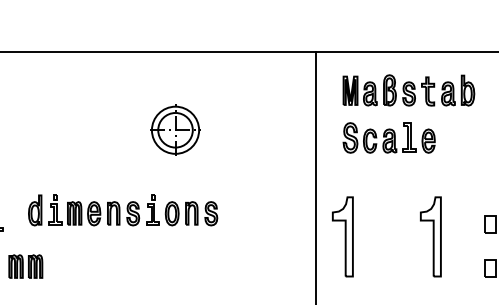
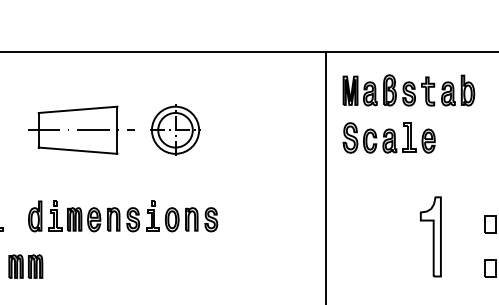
part: none -> present (81, 129)
line position: (316, 176) -> (326, 176) (326, 176)
part position: (123, 210) -> (123, 216) (123, 216)
part: present -> none (342, 236)
